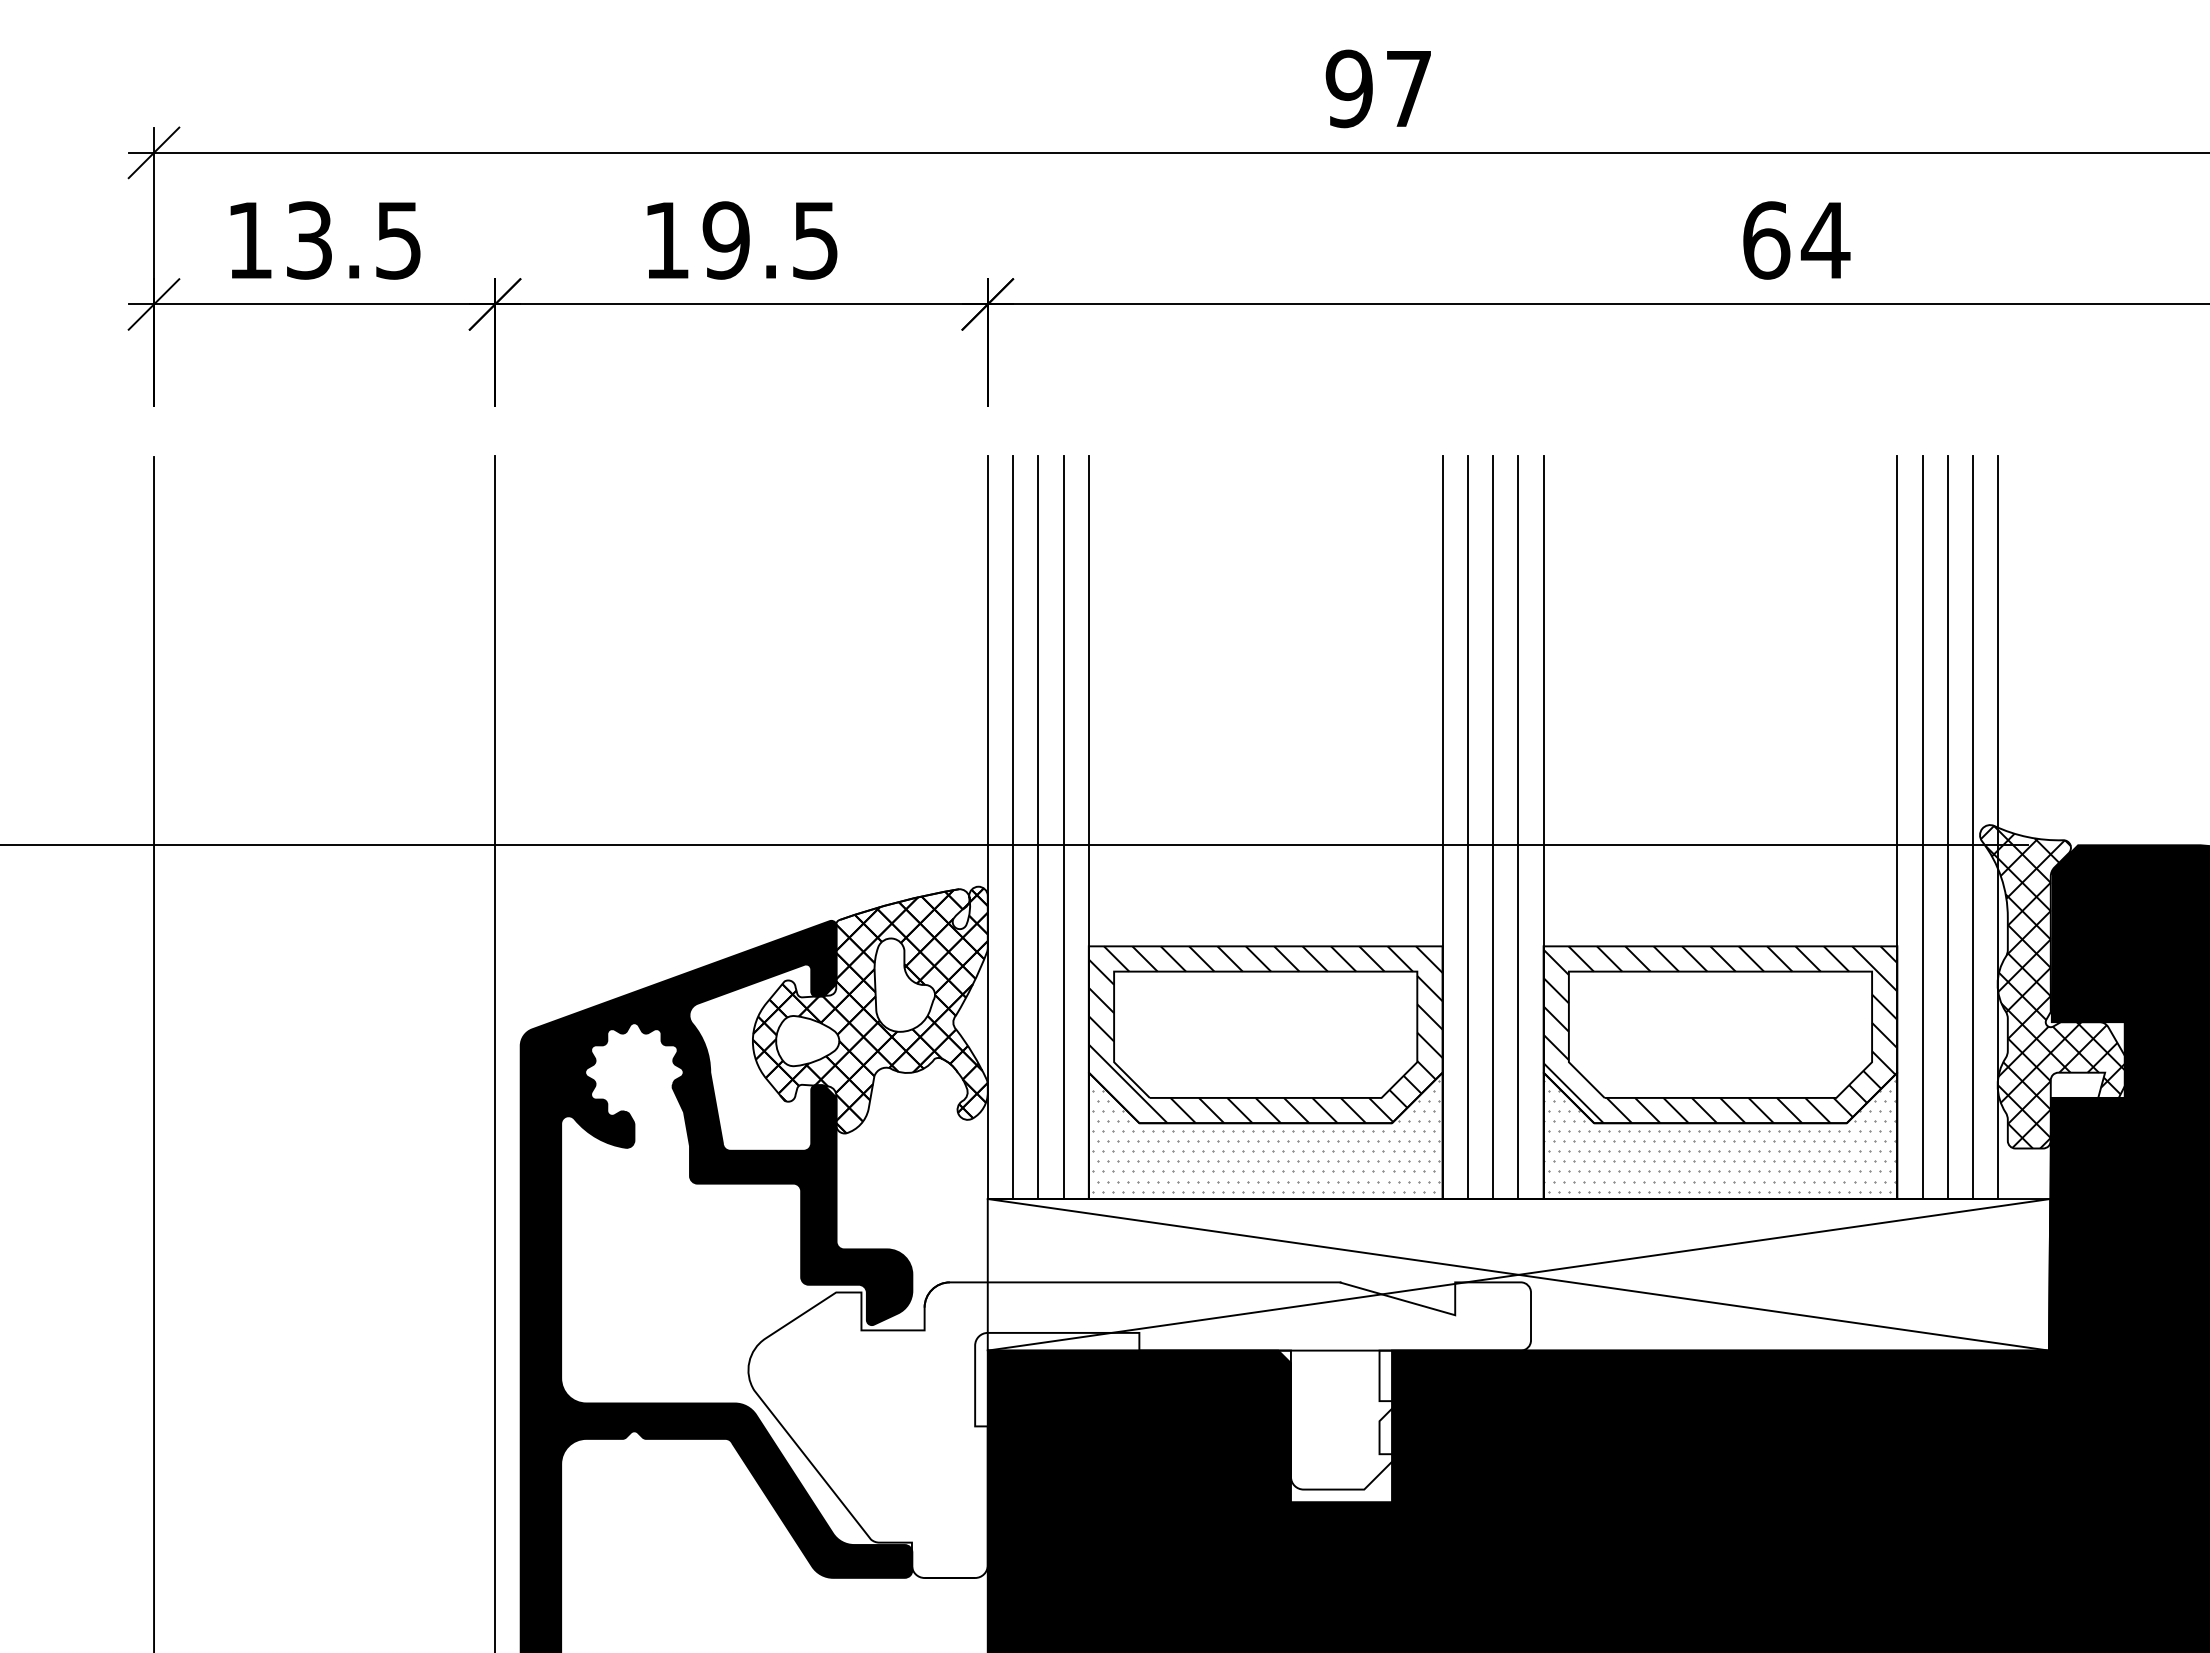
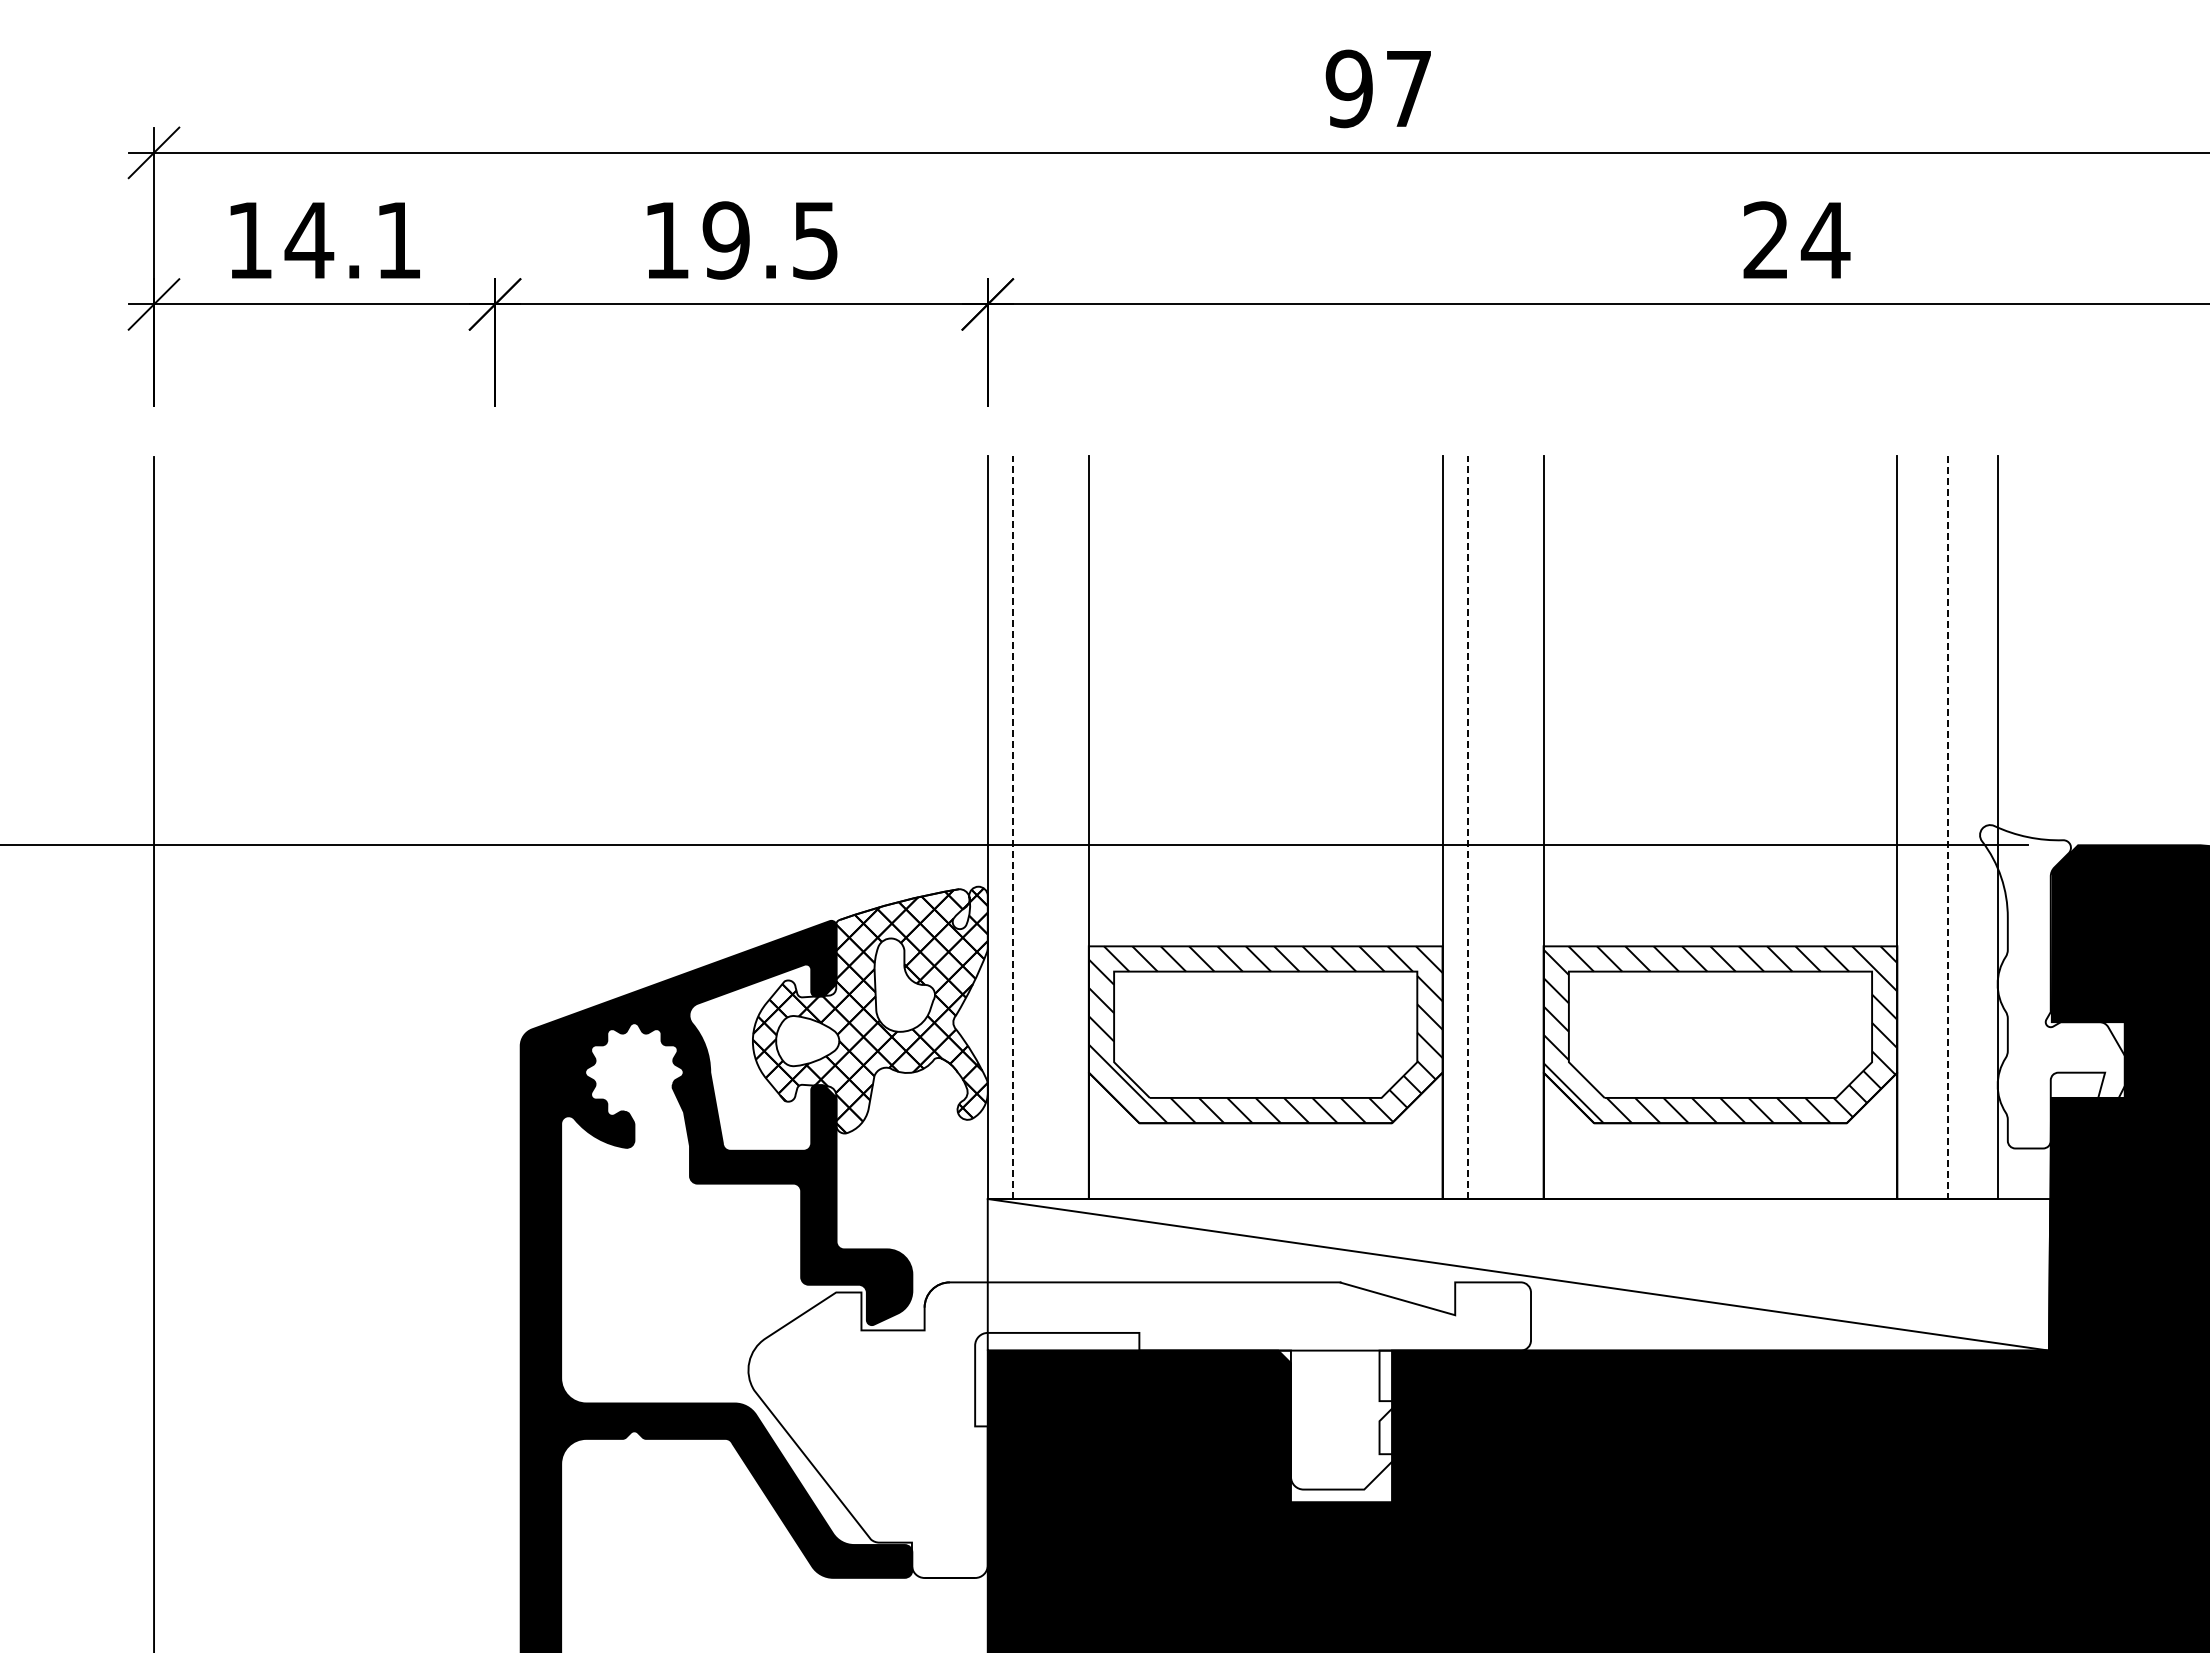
text: 13.5 -> 14.1 (352, 240)
text: 64 -> 24 (1766, 240)
line: solid -> dashed (1013, 827)
line: present -> none (1038, 827)
line: present -> none (1063, 827)
line: solid -> dashed (1467, 827)
line: present -> none (1493, 827)
line: present -> none (1518, 827)
line: present -> none (1922, 827)
line: present -> none (1973, 827)
line: solid -> dashed (1947, 828)
hatch: present -> none (2055, 986)
line: present -> none (495, 1052)
hatch: present -> none (1265, 1136)
hatch: present -> none (1718, 1136)
line: present -> none (1518, 1274)
